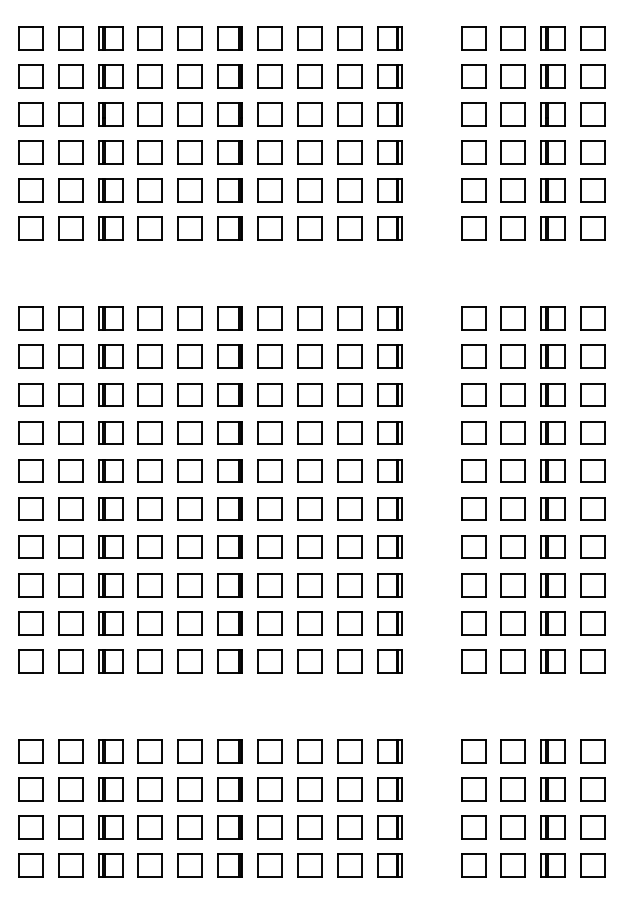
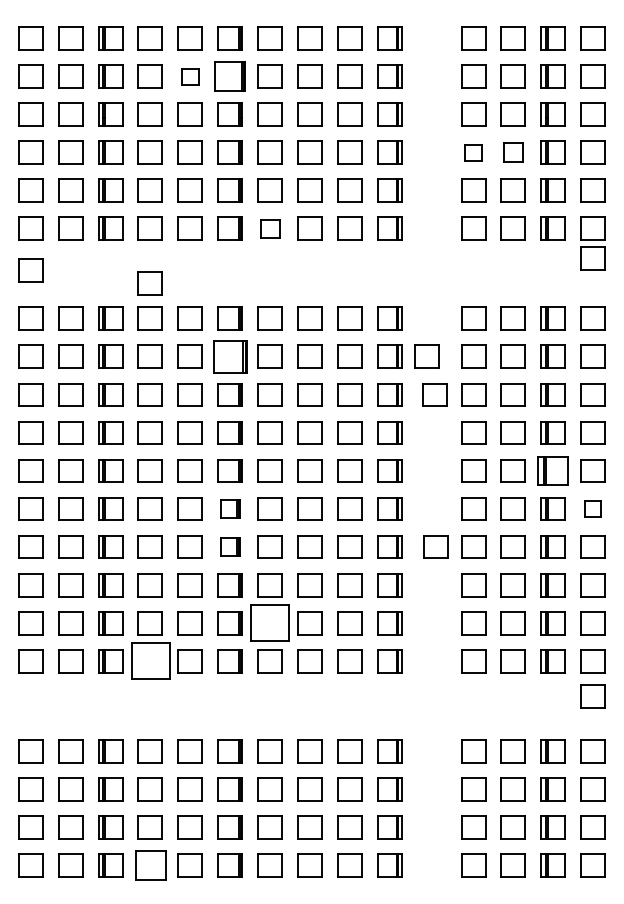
part size: 26x25 px -> 19x18 px (190, 76)
part size: 26x25 px -> 32x31 px (229, 76)
part size: 26x25 px -> 19x18 px (473, 152)
part size: 26x25 px -> 21x21 px (513, 152)
part size: 26x25 px -> 21x20 px (270, 228)
part: none -> present (592, 258)
part: none -> present (30, 270)
part: none -> present (149, 283)
part size: 26x25 px -> 35x34 px (230, 356)
part: none -> present (426, 356)
part: none -> present (434, 394)
part size: 26x24 px -> 32x30 px (552, 470)
part size: 26x24 px -> 21x20 px (230, 508)
part size: 26x24 px -> 18x18 px (592, 508)
part size: 26x24 px -> 21x20 px (230, 546)
part: none -> present (435, 546)
part size: 26x25 px -> 40x38 px (269, 622)
part size: 26x25 px -> 40x38 px (150, 660)
part: none -> present (592, 696)
part size: 26x25 px -> 32x31 px (150, 865)
